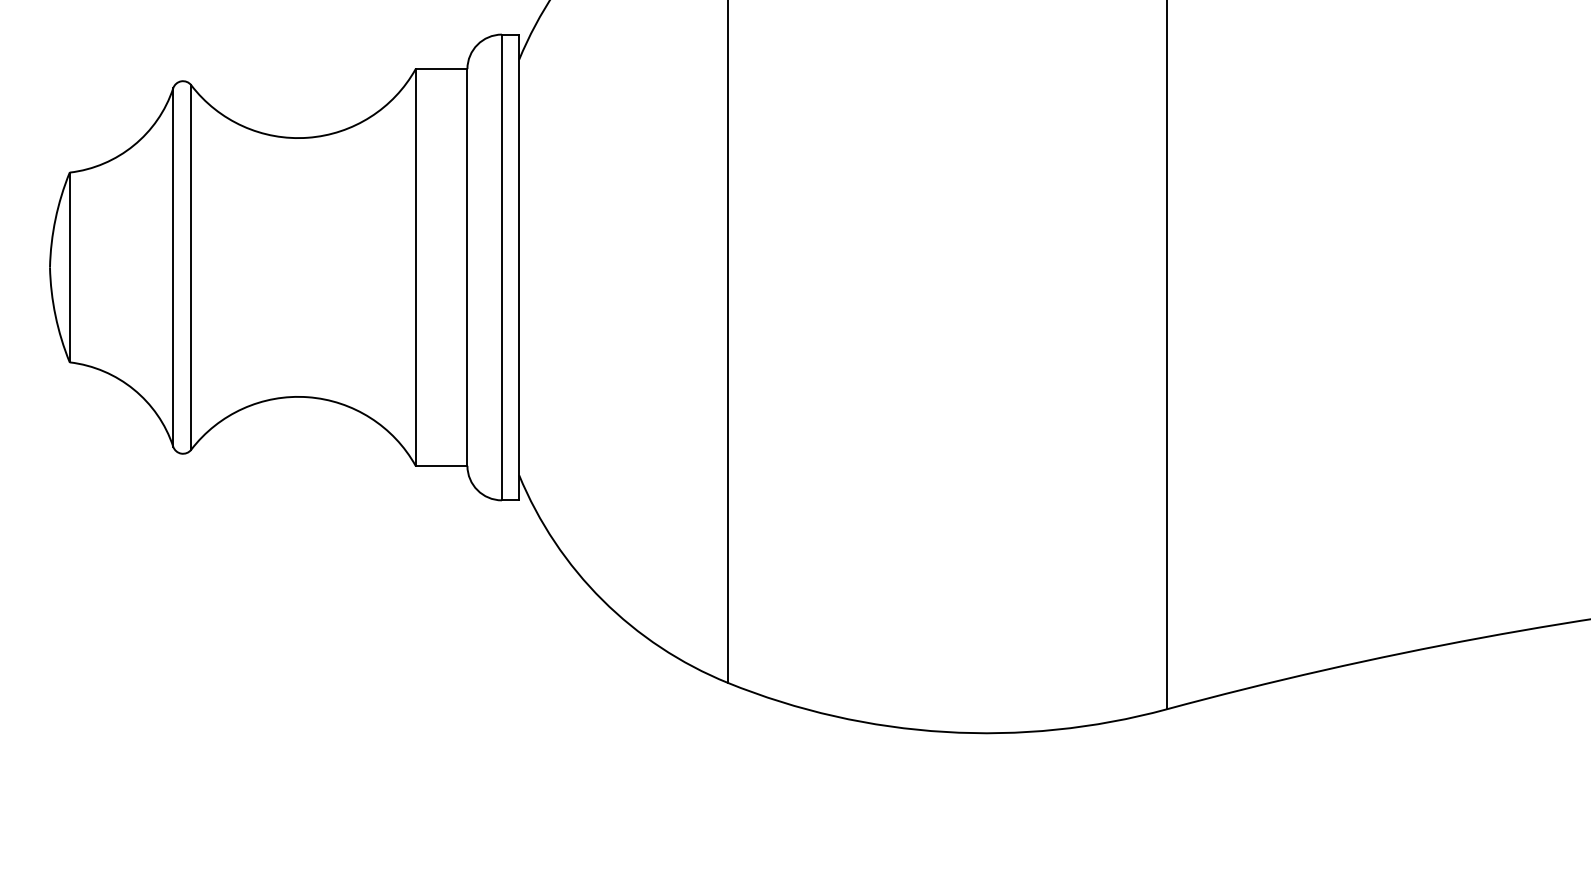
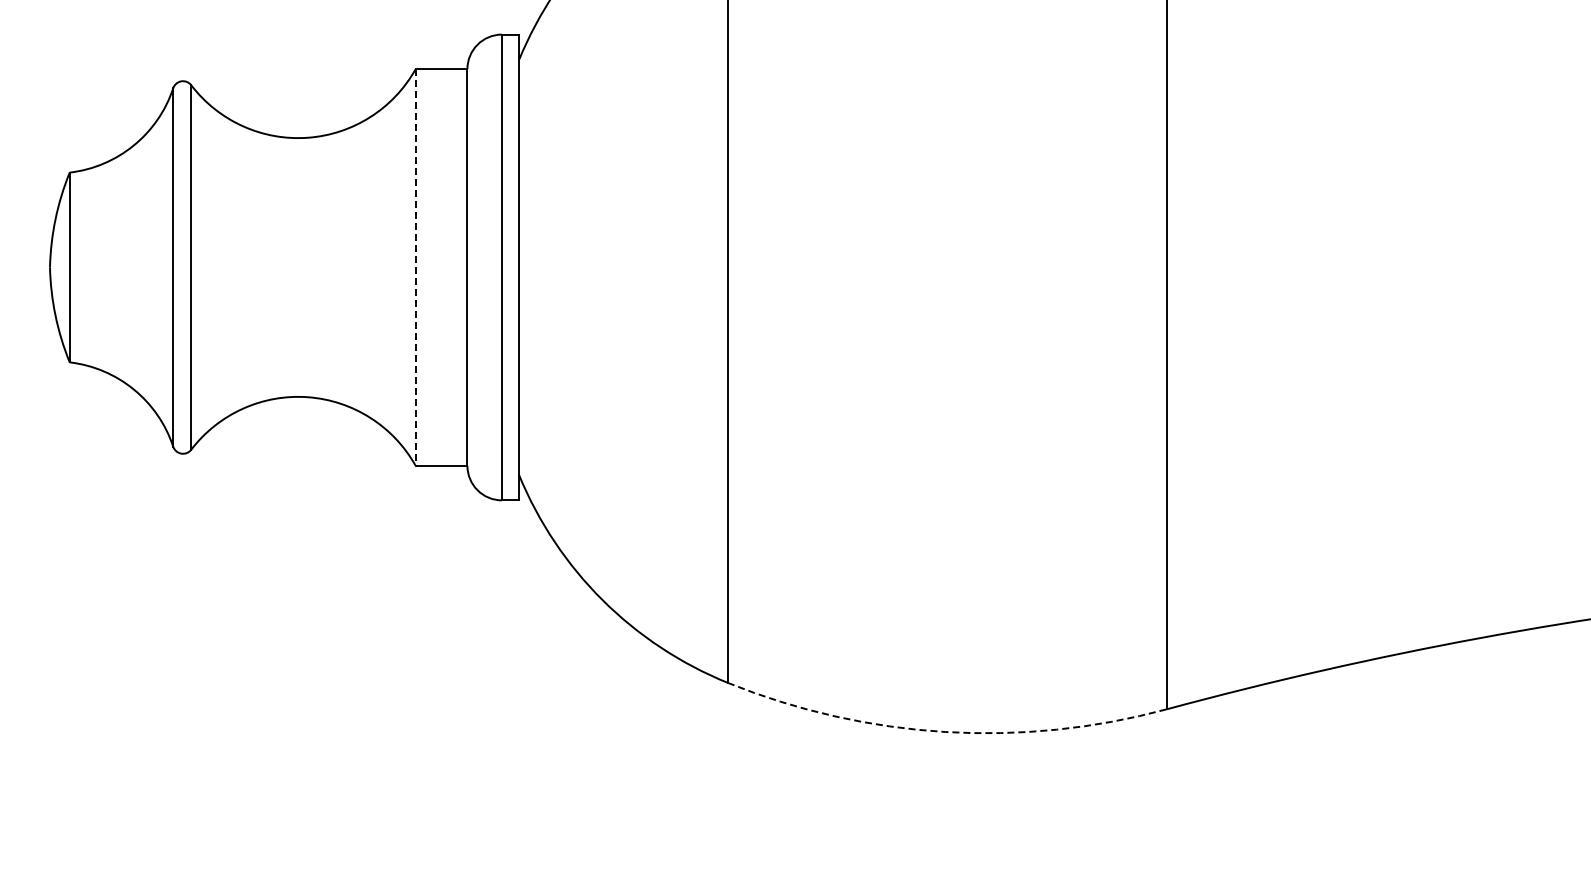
line: solid -> dashed (415, 268)
arc: solid -> dashed (945, 731)
